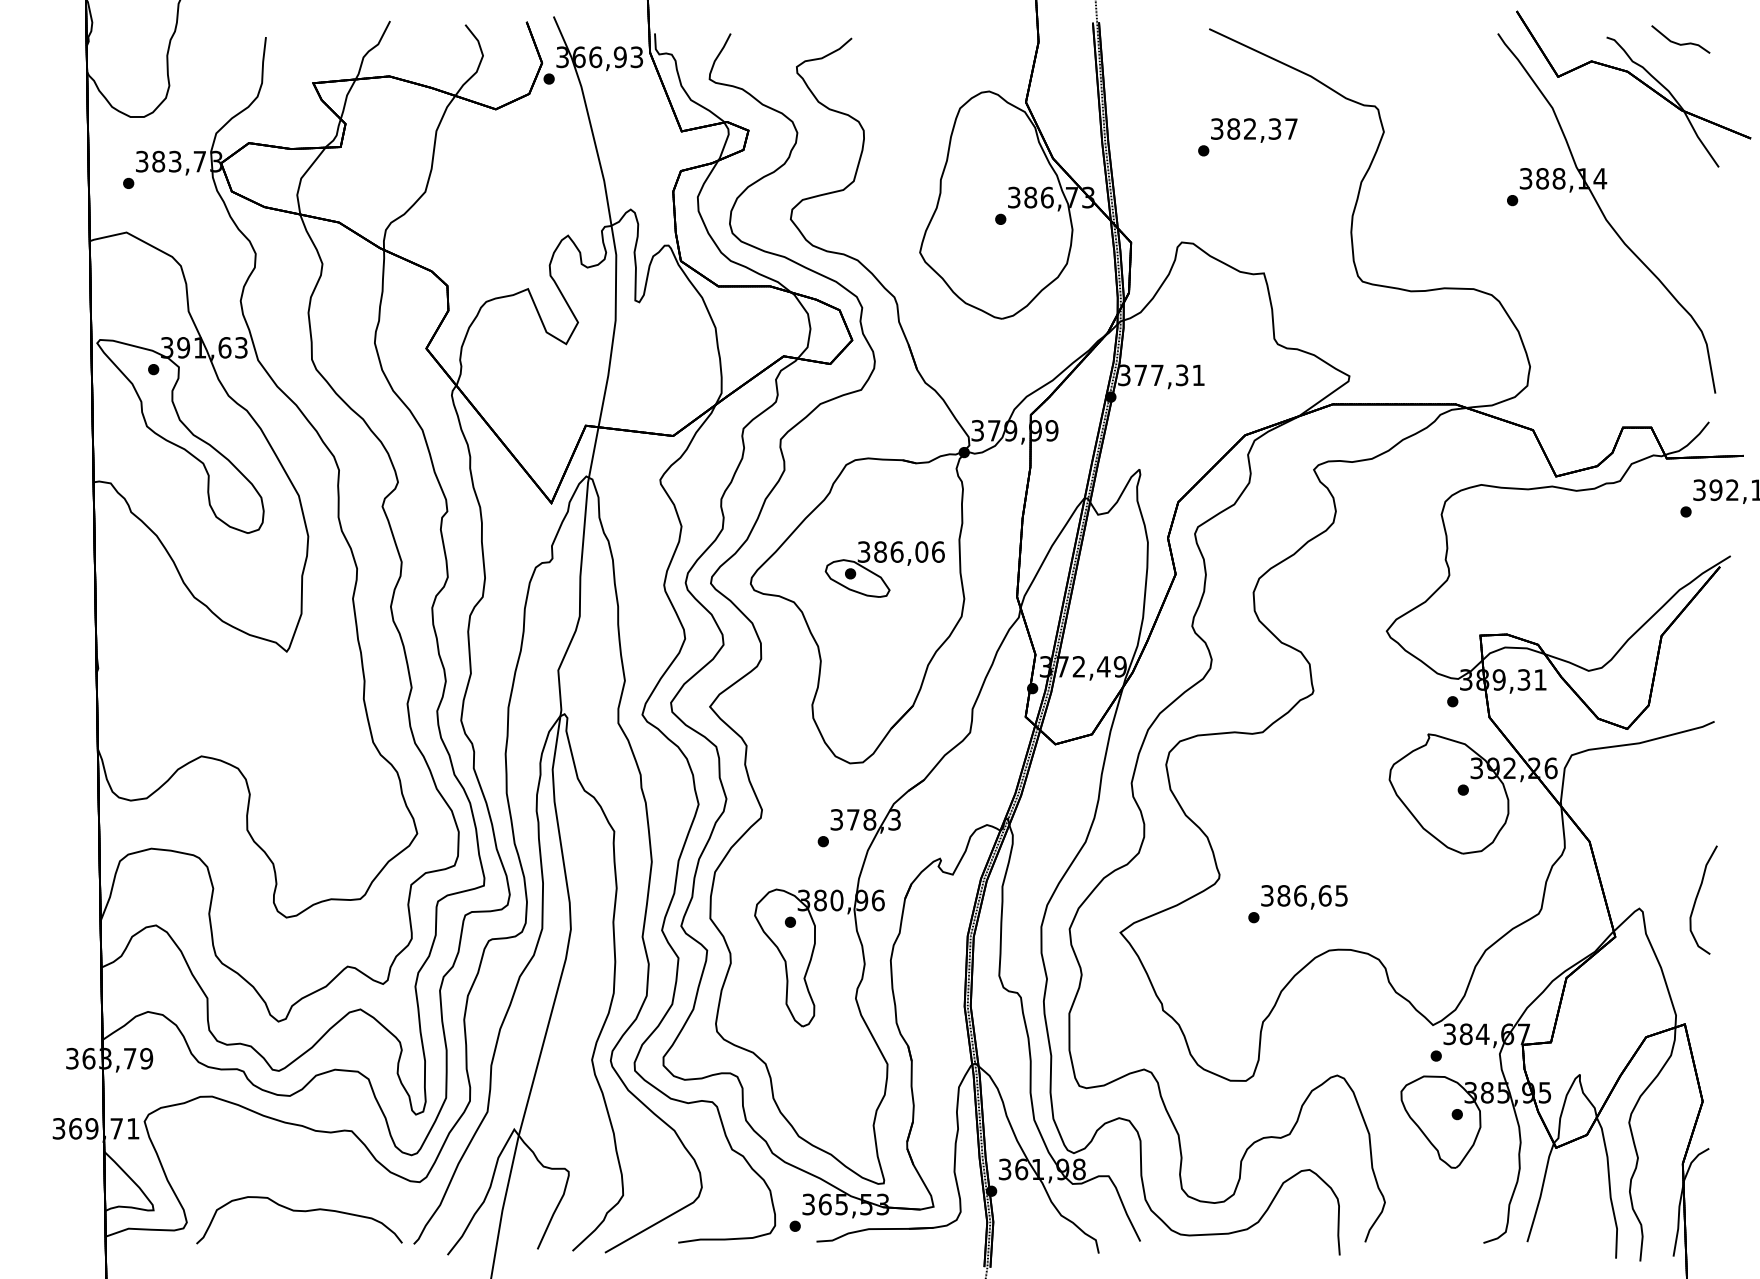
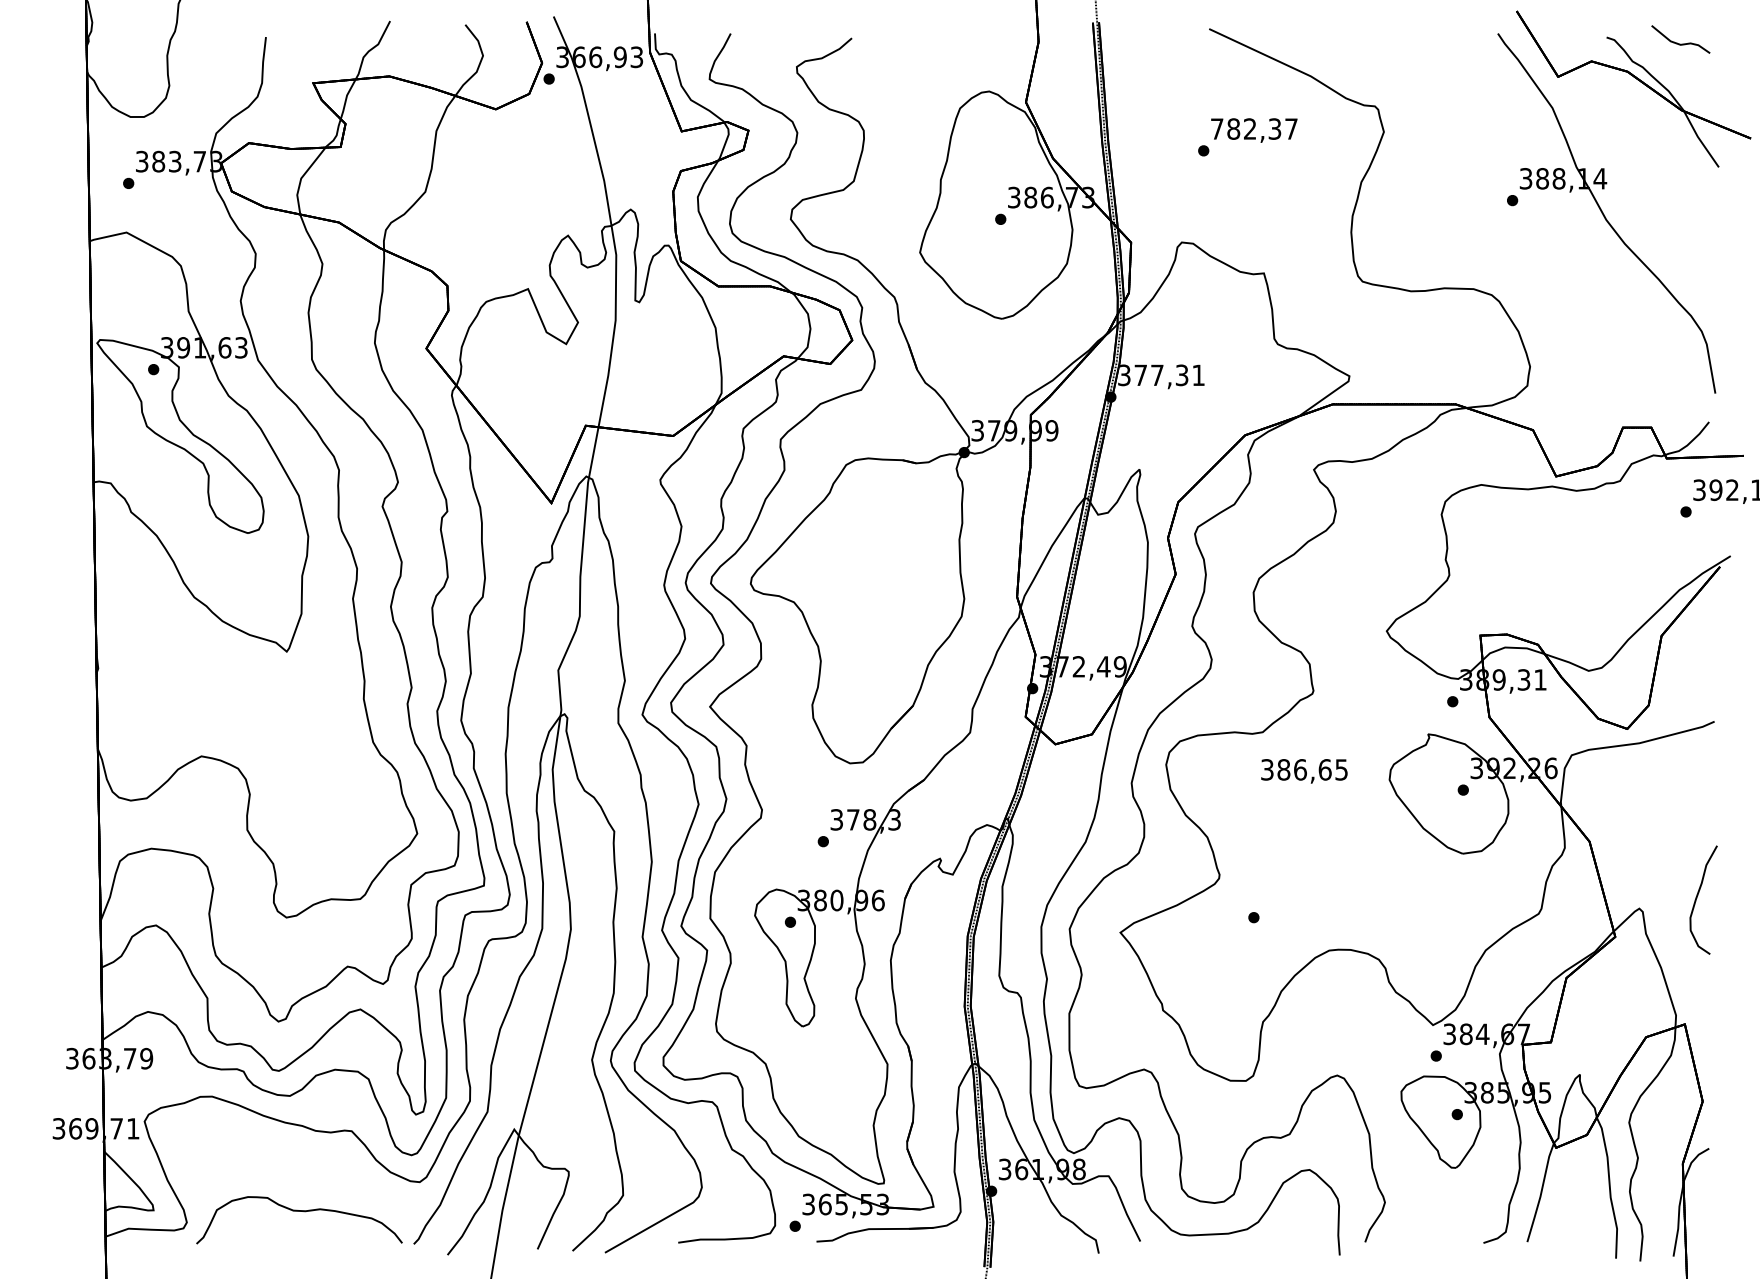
text: 382,37 -> 782,37 (1217, 128)
part: present -> none (883, 562)
text position: (1304, 897) -> (1304, 771) (1304, 771)
